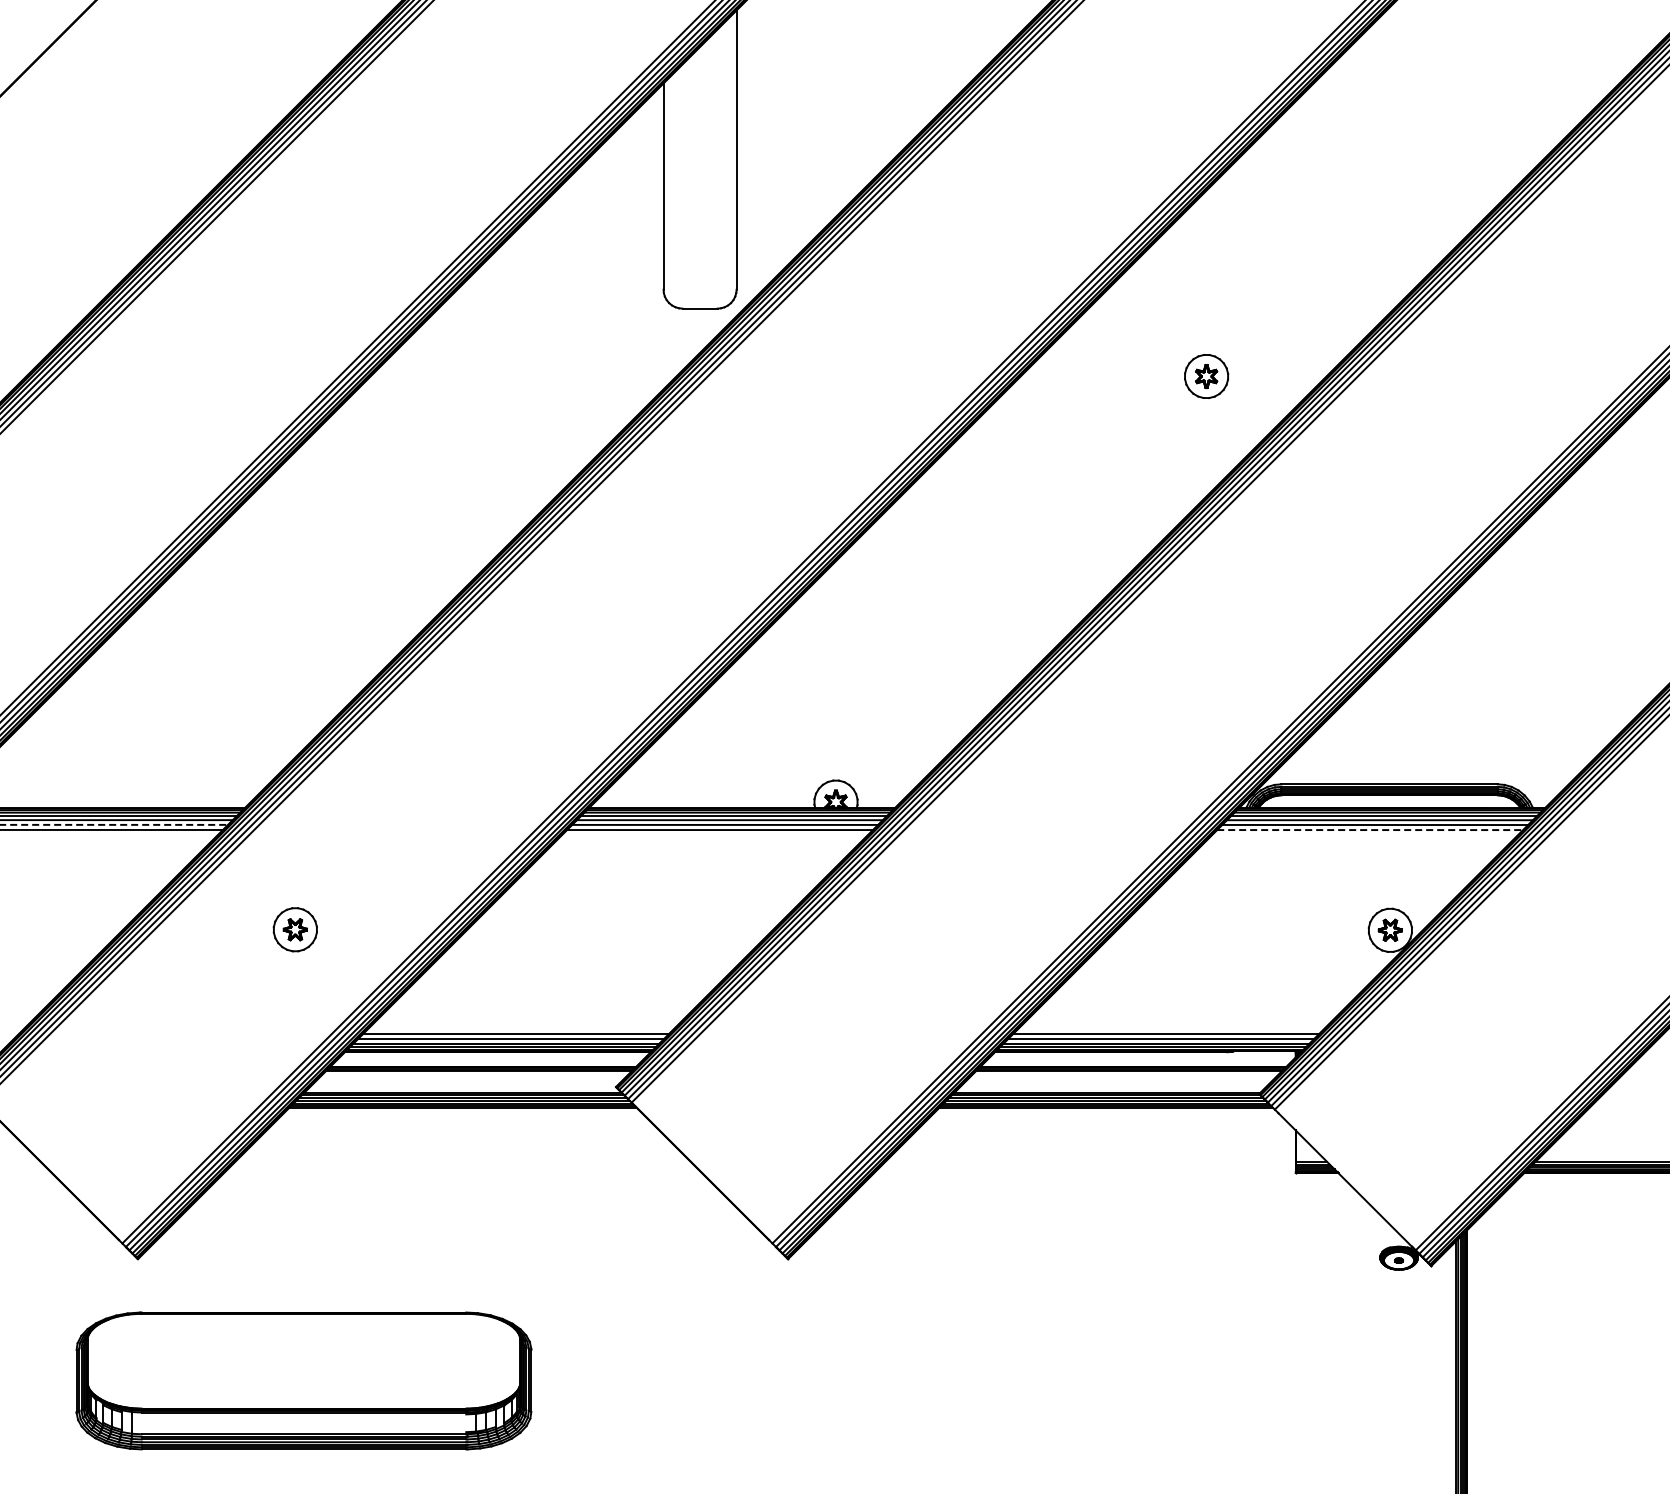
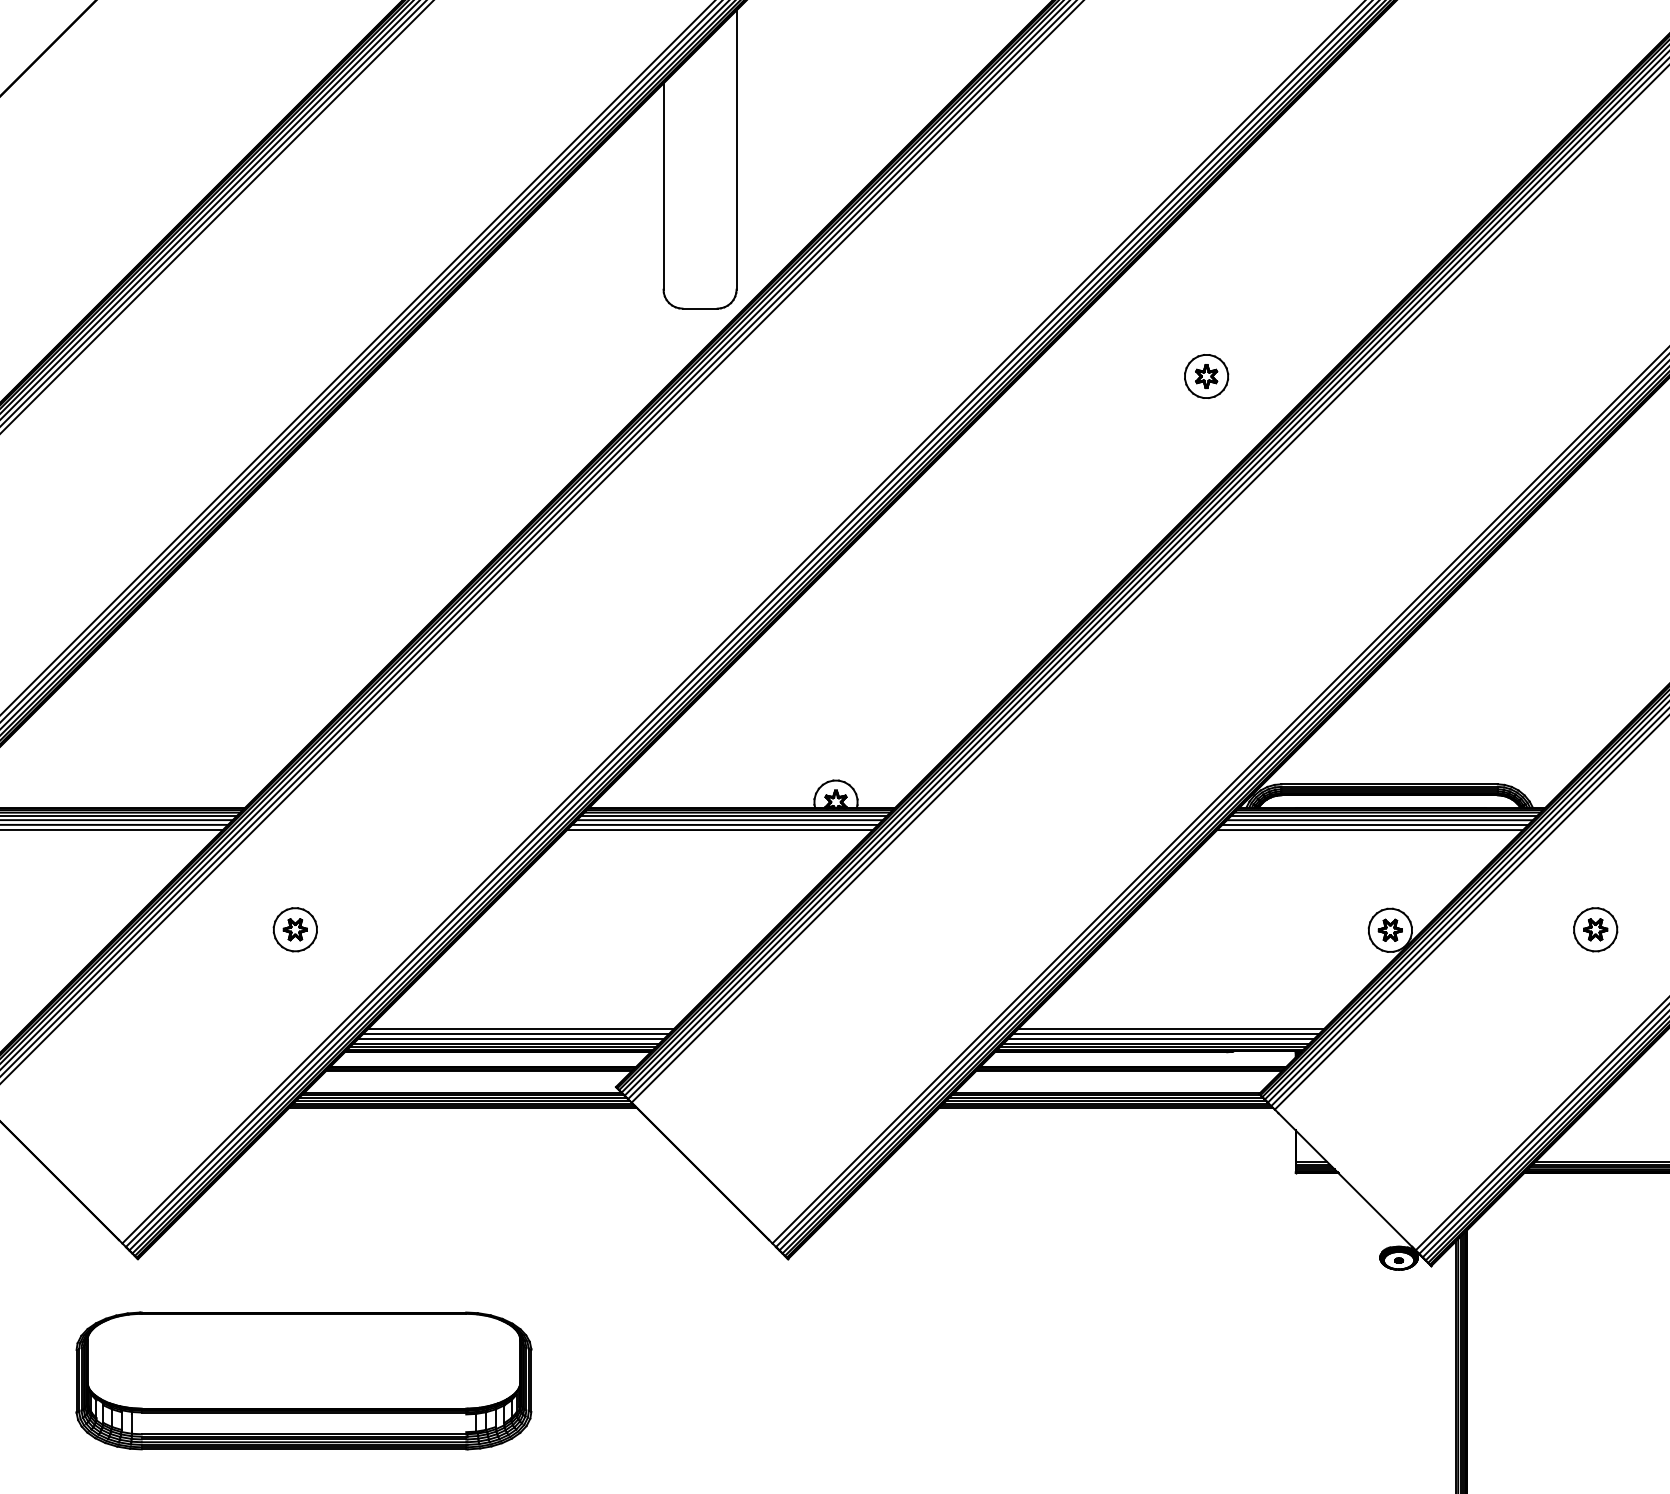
line: dashed -> solid (114, 824)
line: dashed -> solid (1370, 830)
part: none -> present (1595, 929)
line: none -> present (520, 1029)
line: none -> present (1170, 1029)
